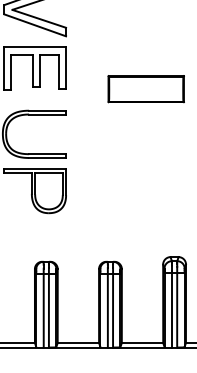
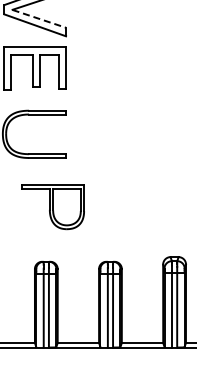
line: solid -> dashed (39, 19)
part: present -> none (145, 89)
part position: (34, 191) -> (52, 207) (52, 207)
